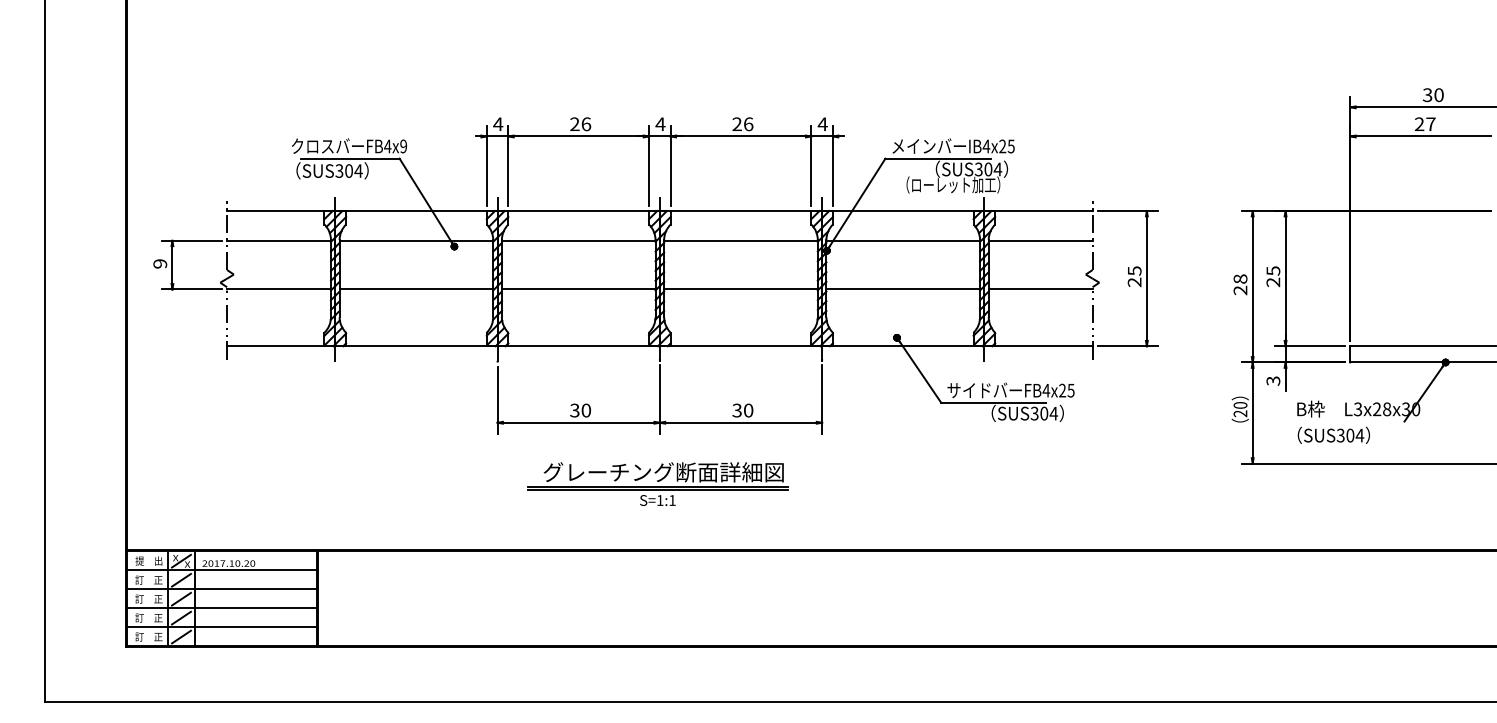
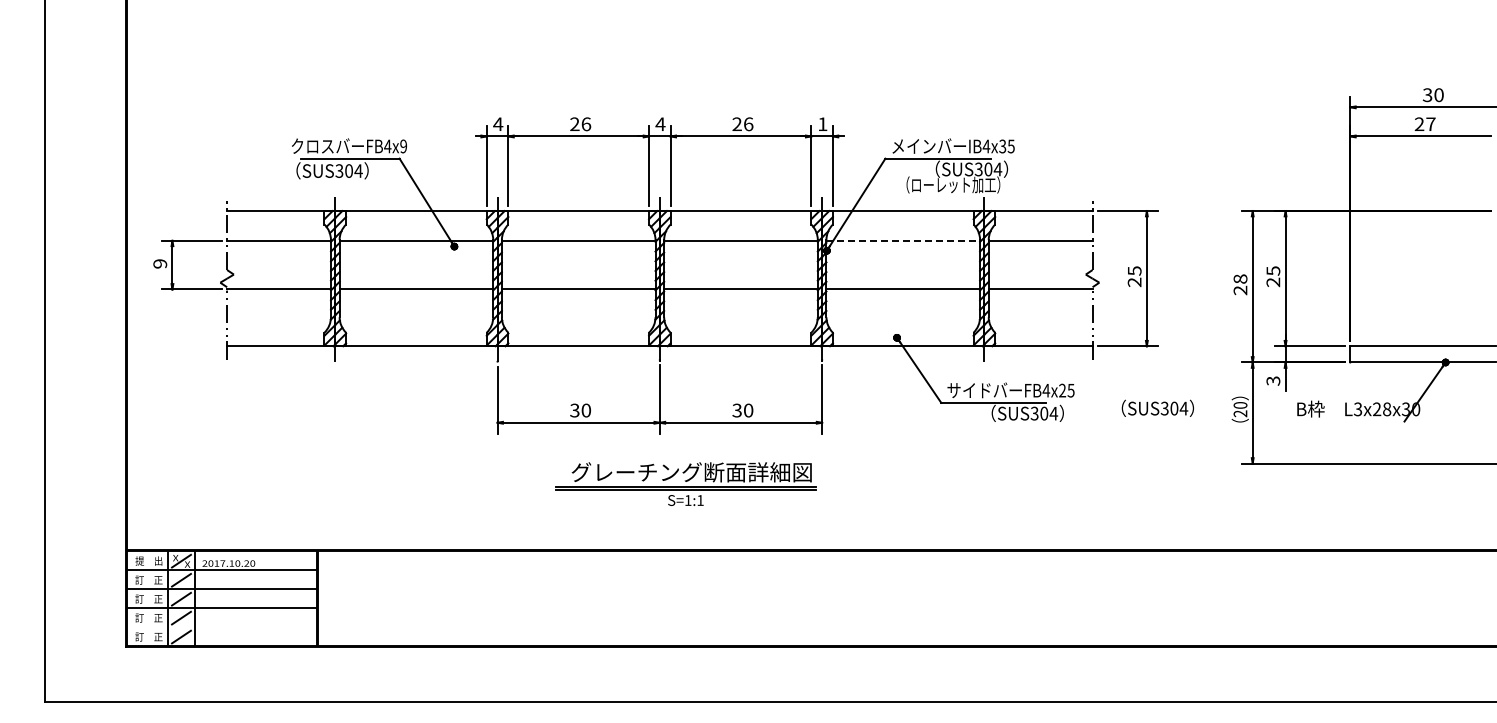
text: 4 -> 1 (822, 123)
text: IB4x25 -> IB4x35 (1002, 146)
line: solid -> dashed (903, 240)
text position: (1333, 434) -> (1157, 407) (1157, 407)
part position: (657, 483) -> (685, 483) (685, 483)
line: present -> none (221, 627)
